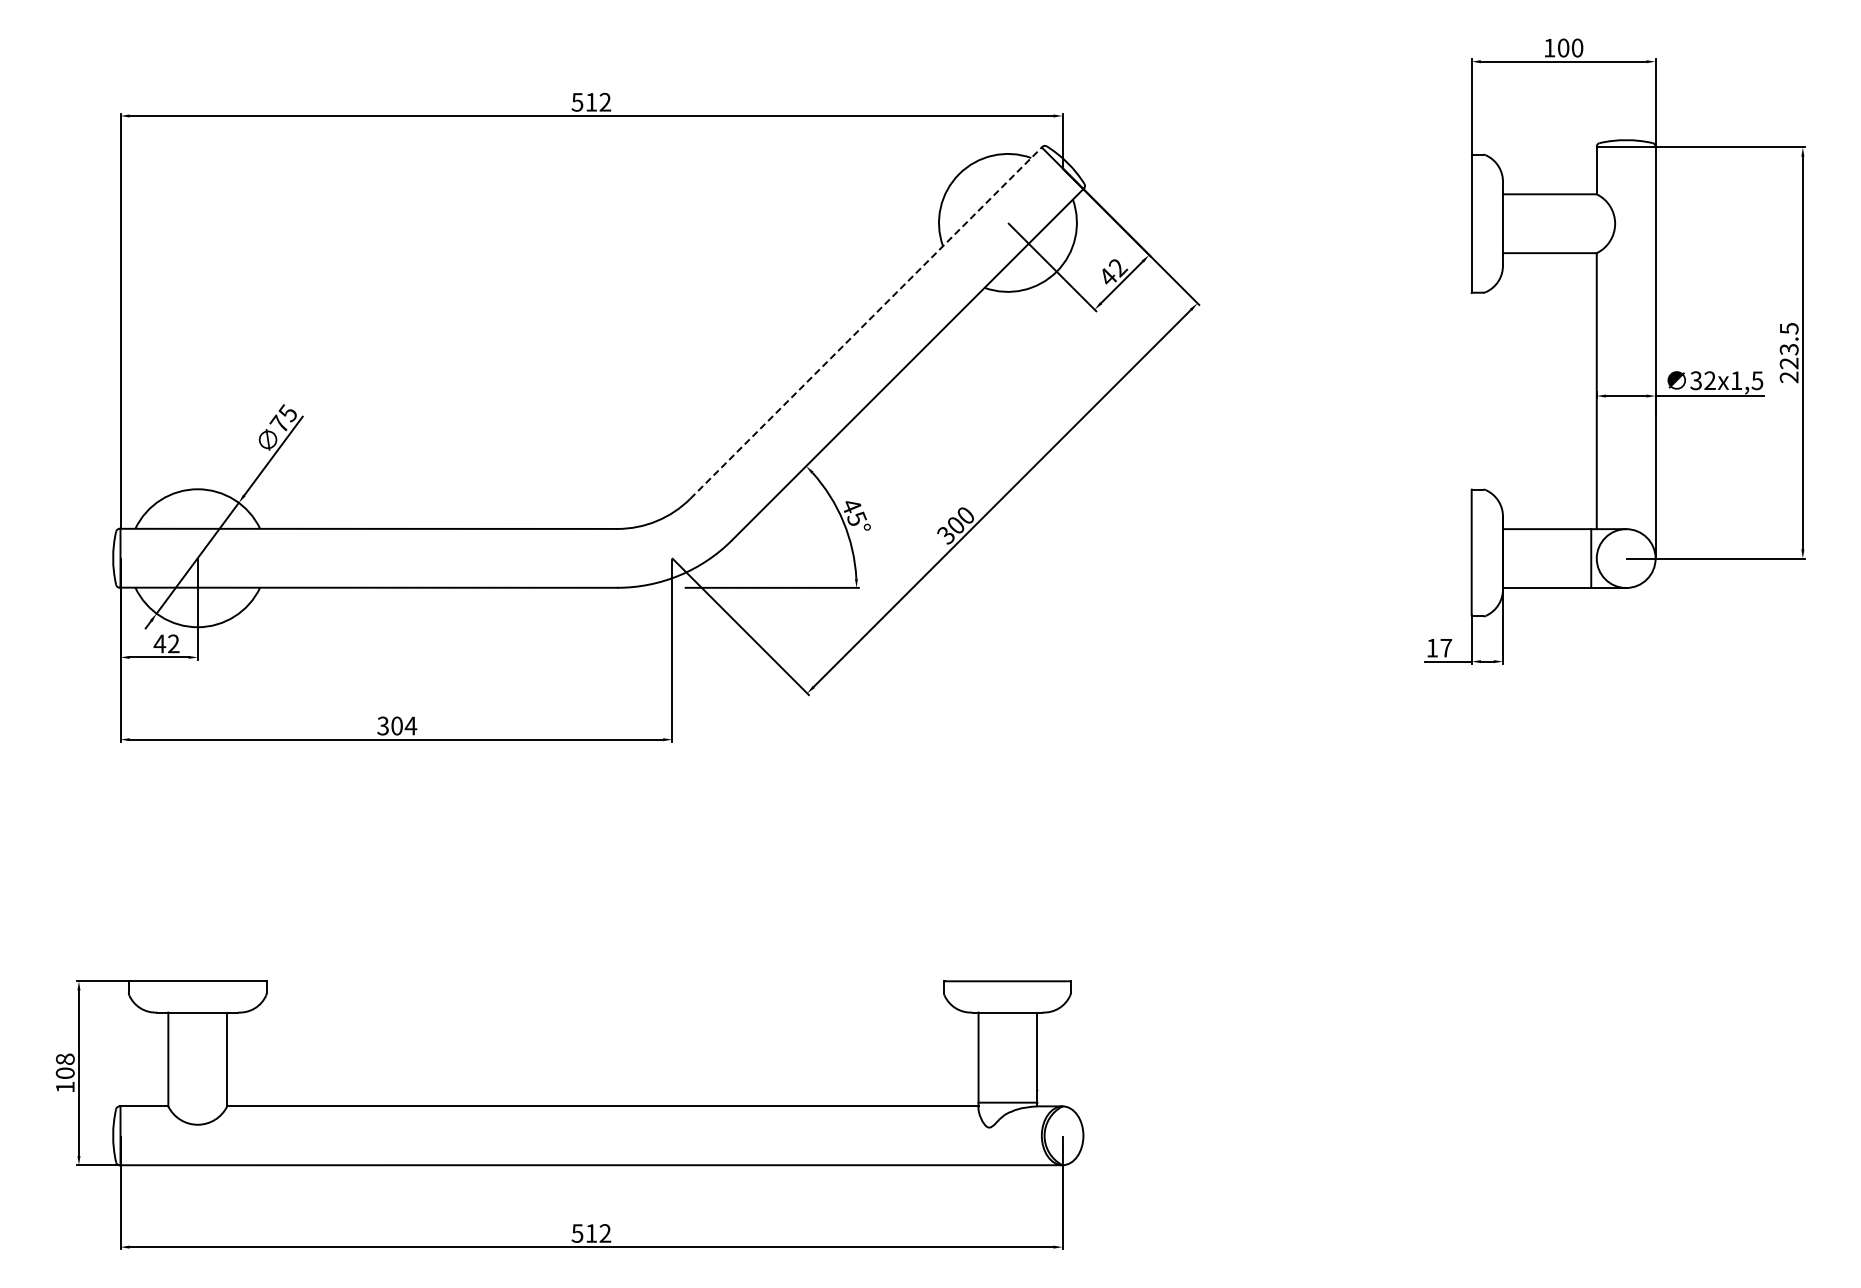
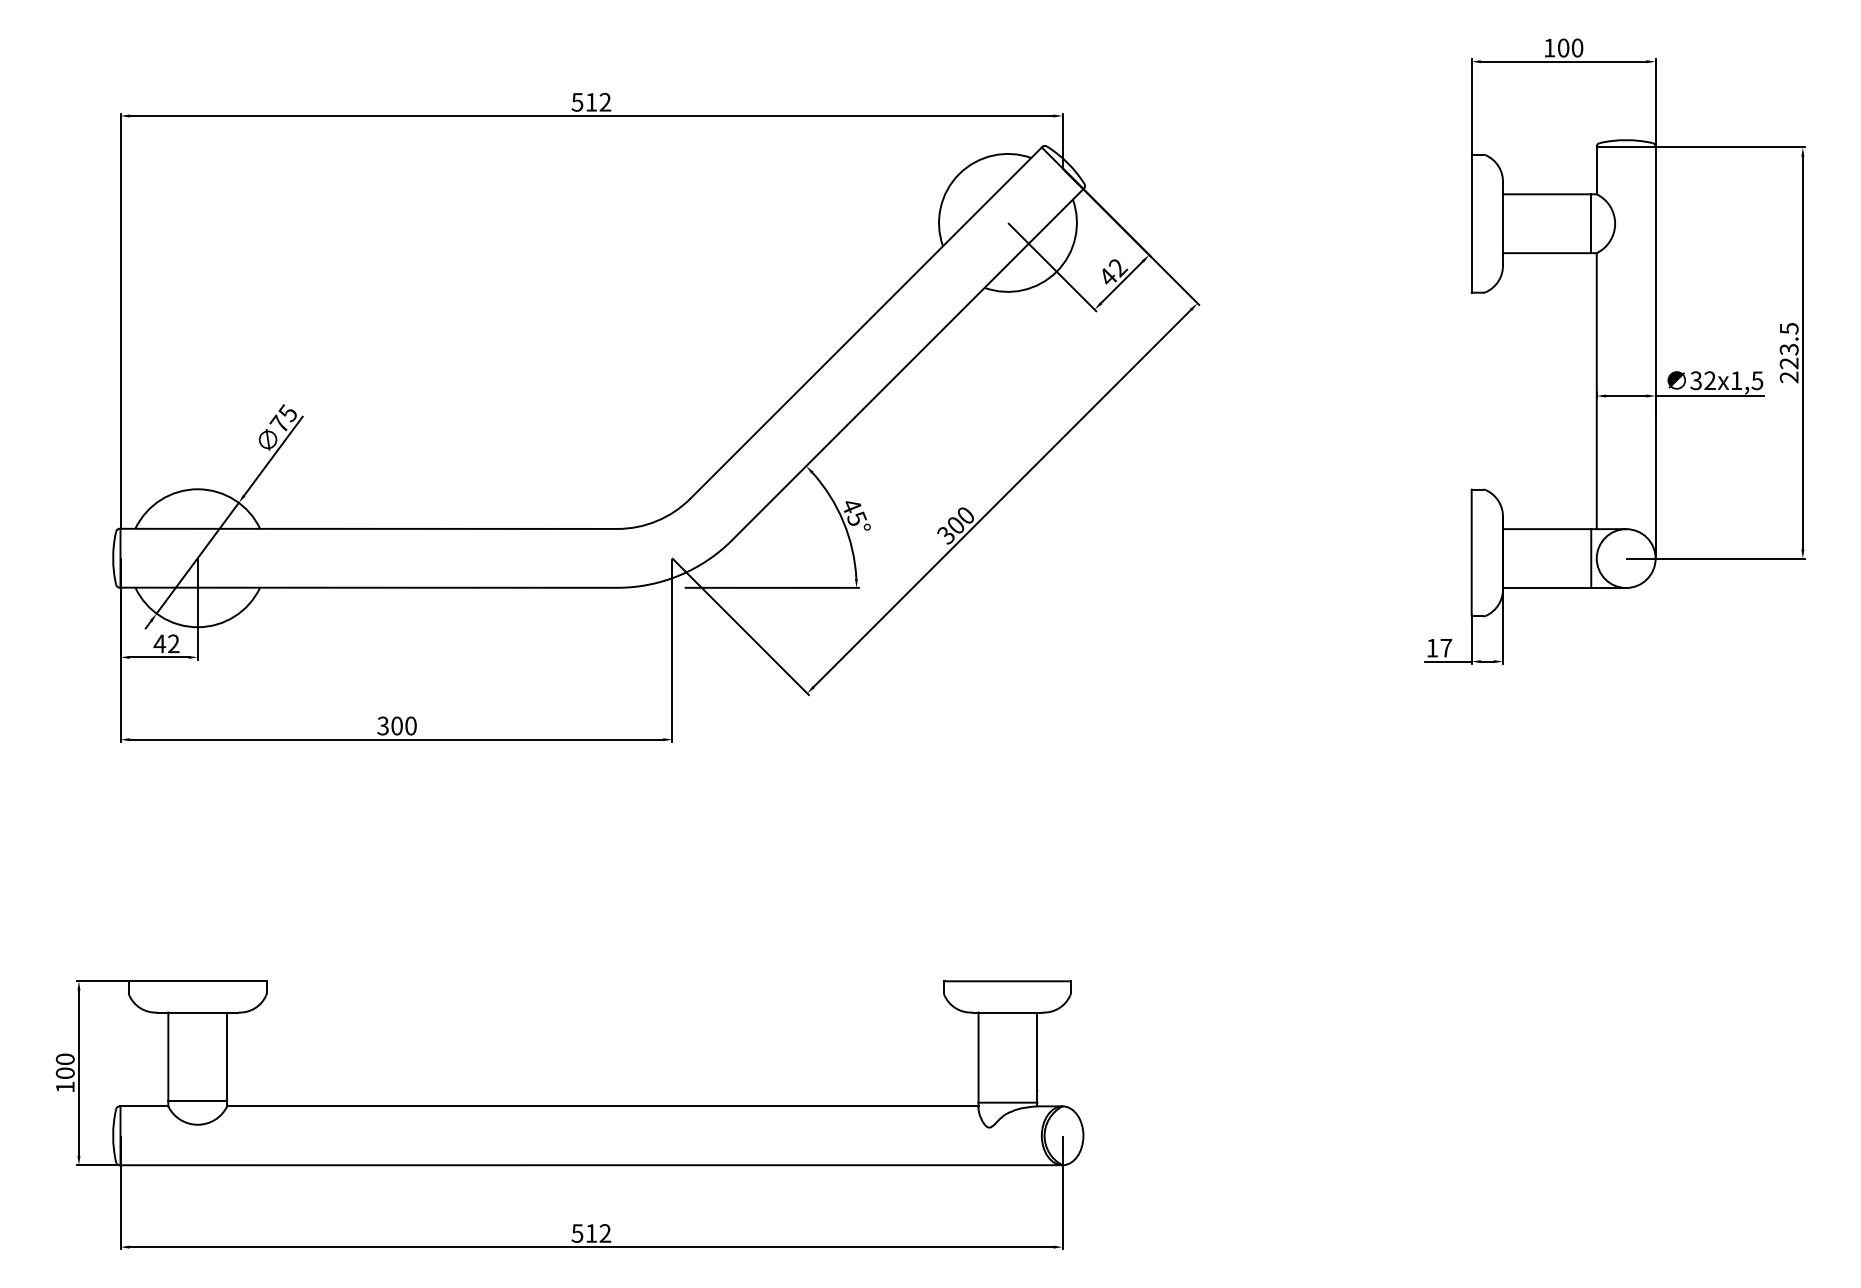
line: none -> present (1591, 223)
line: dashed -> solid (866, 322)
text: 304 -> 300 (410, 725)
text: 108 -> 100 (65, 1059)
line: none -> present (197, 1100)
